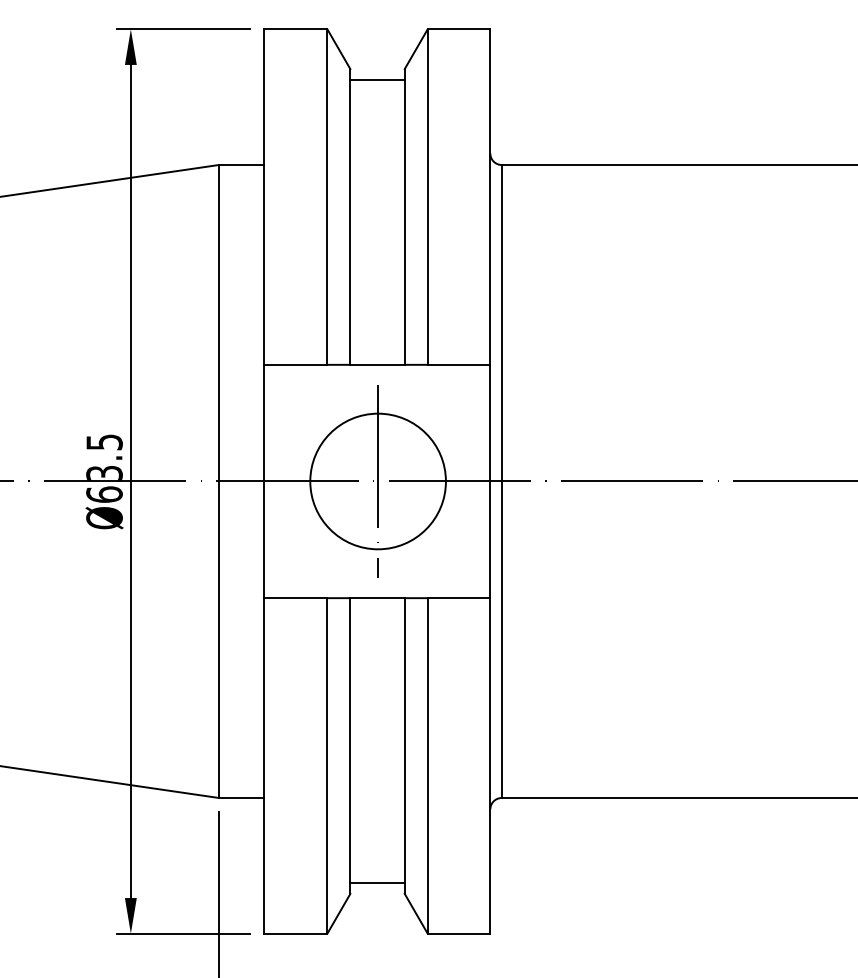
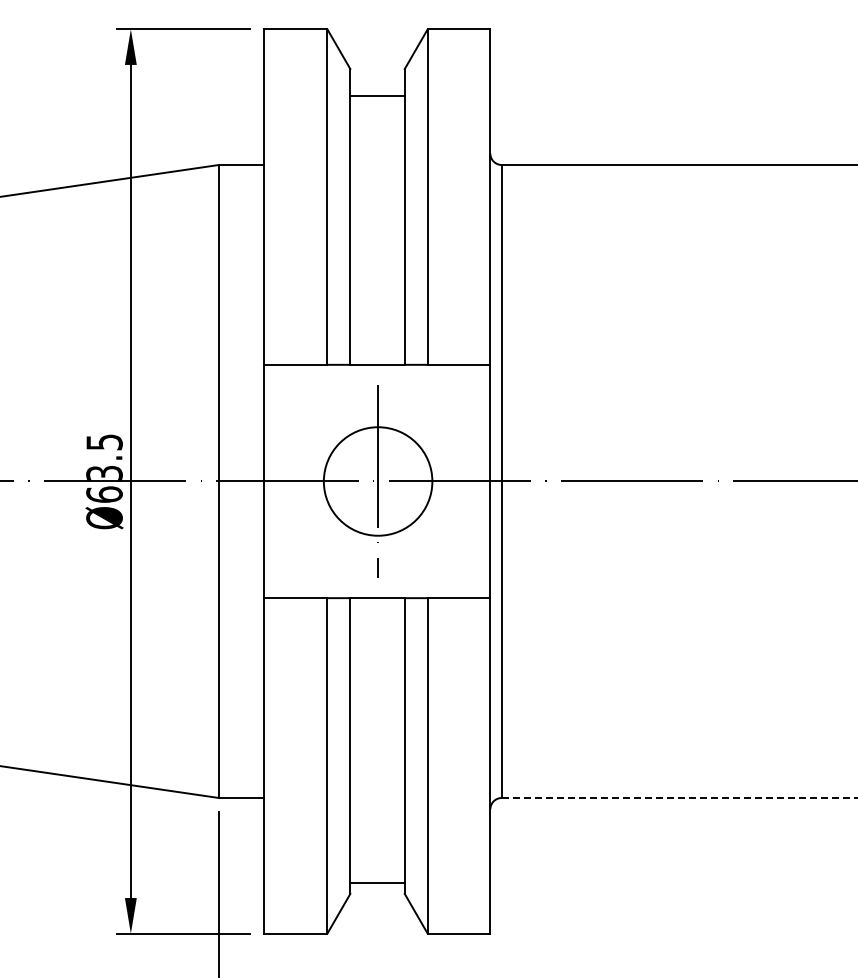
line position: (377, 80) -> (377, 96) (377, 96)
circle diameter: 136 px -> 109 px (377, 481)
line: solid -> dashed (679, 798)
